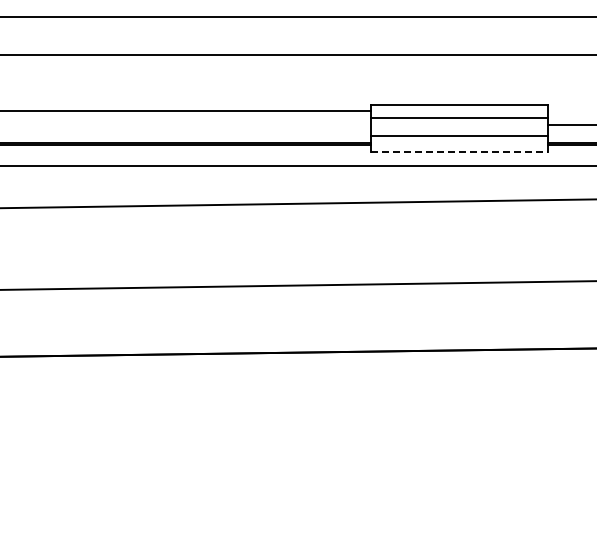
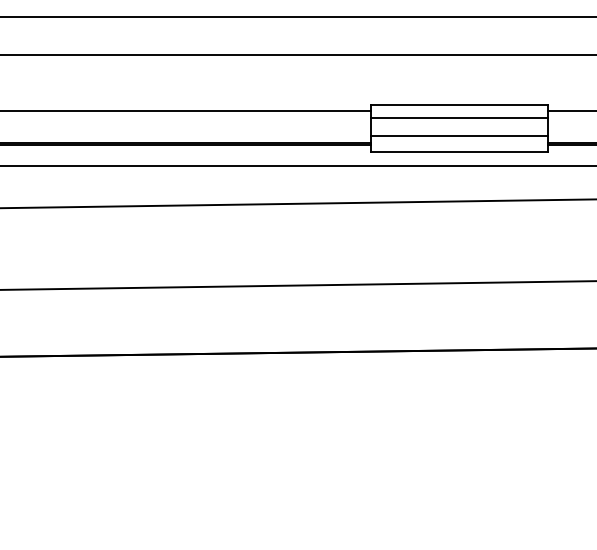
line position: (570, 125) -> (570, 111) (570, 111)
line: dashed -> solid (459, 152)
